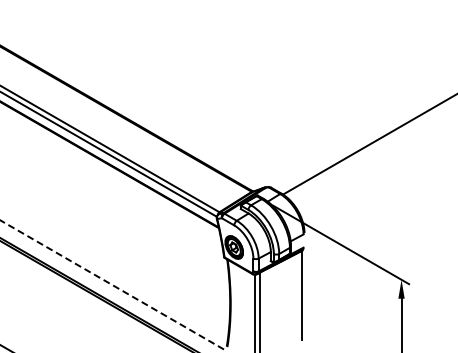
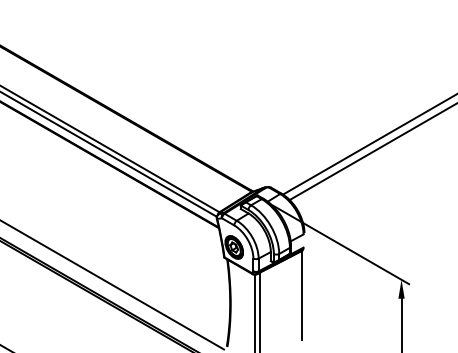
line: none -> present (371, 152)
line: dashed -> solid (111, 284)
